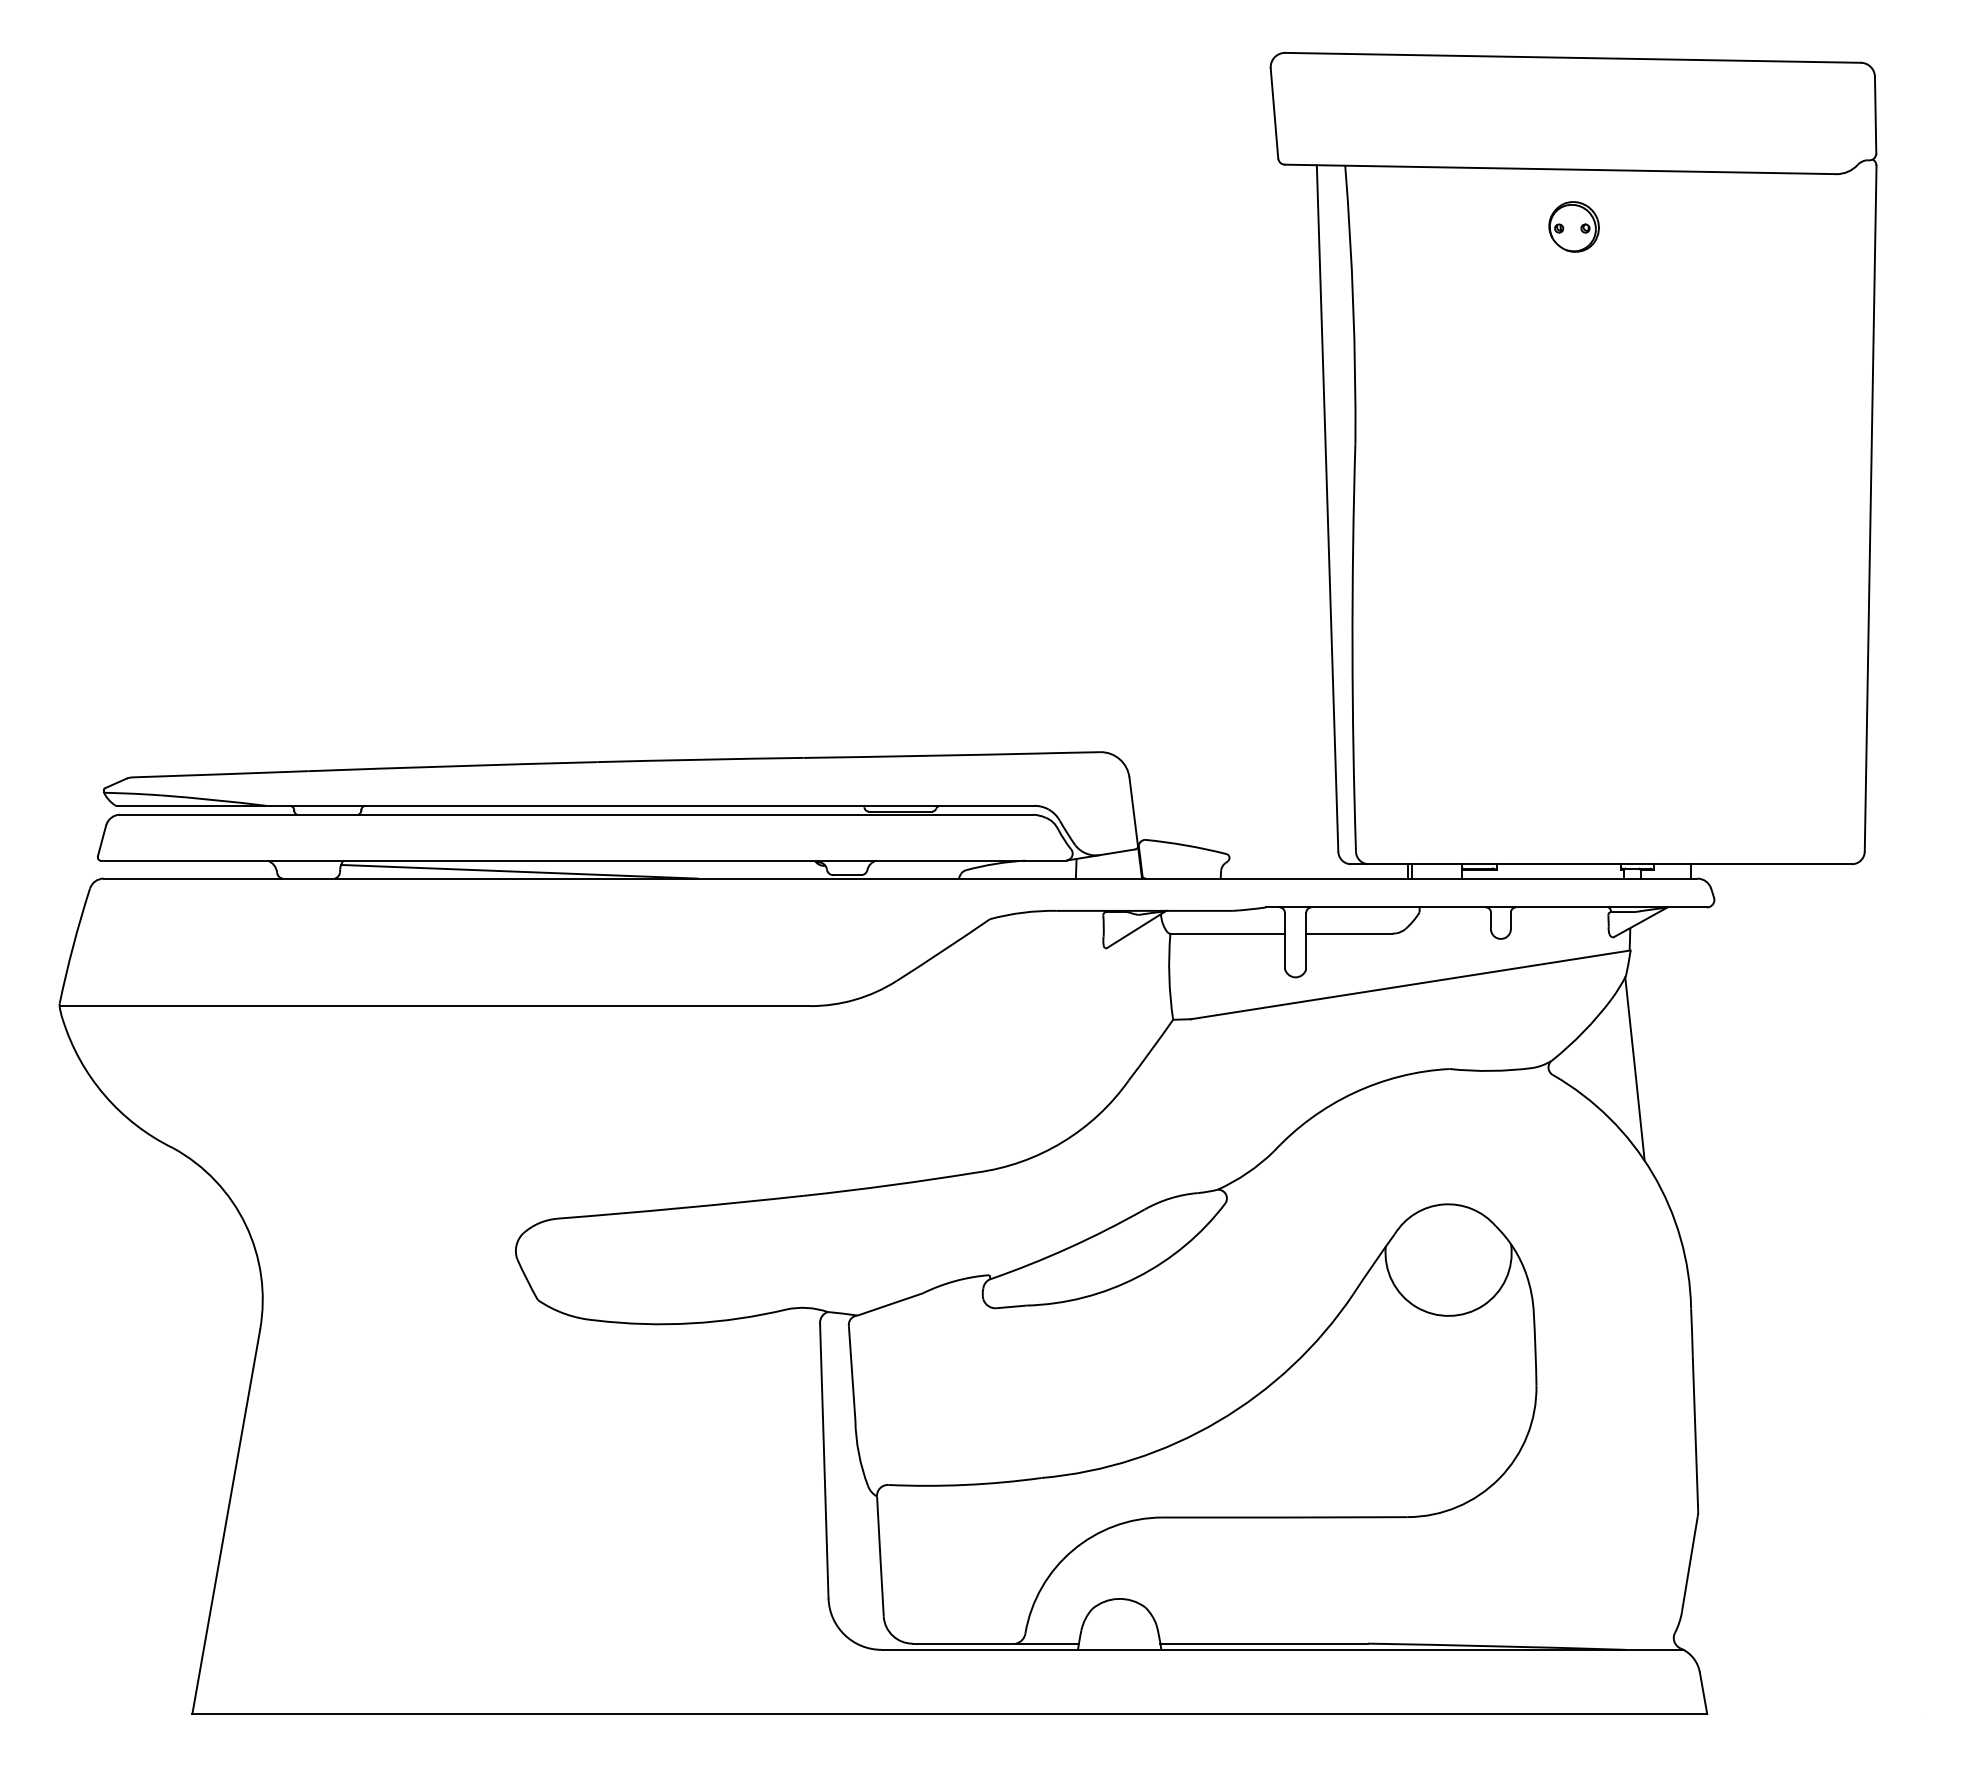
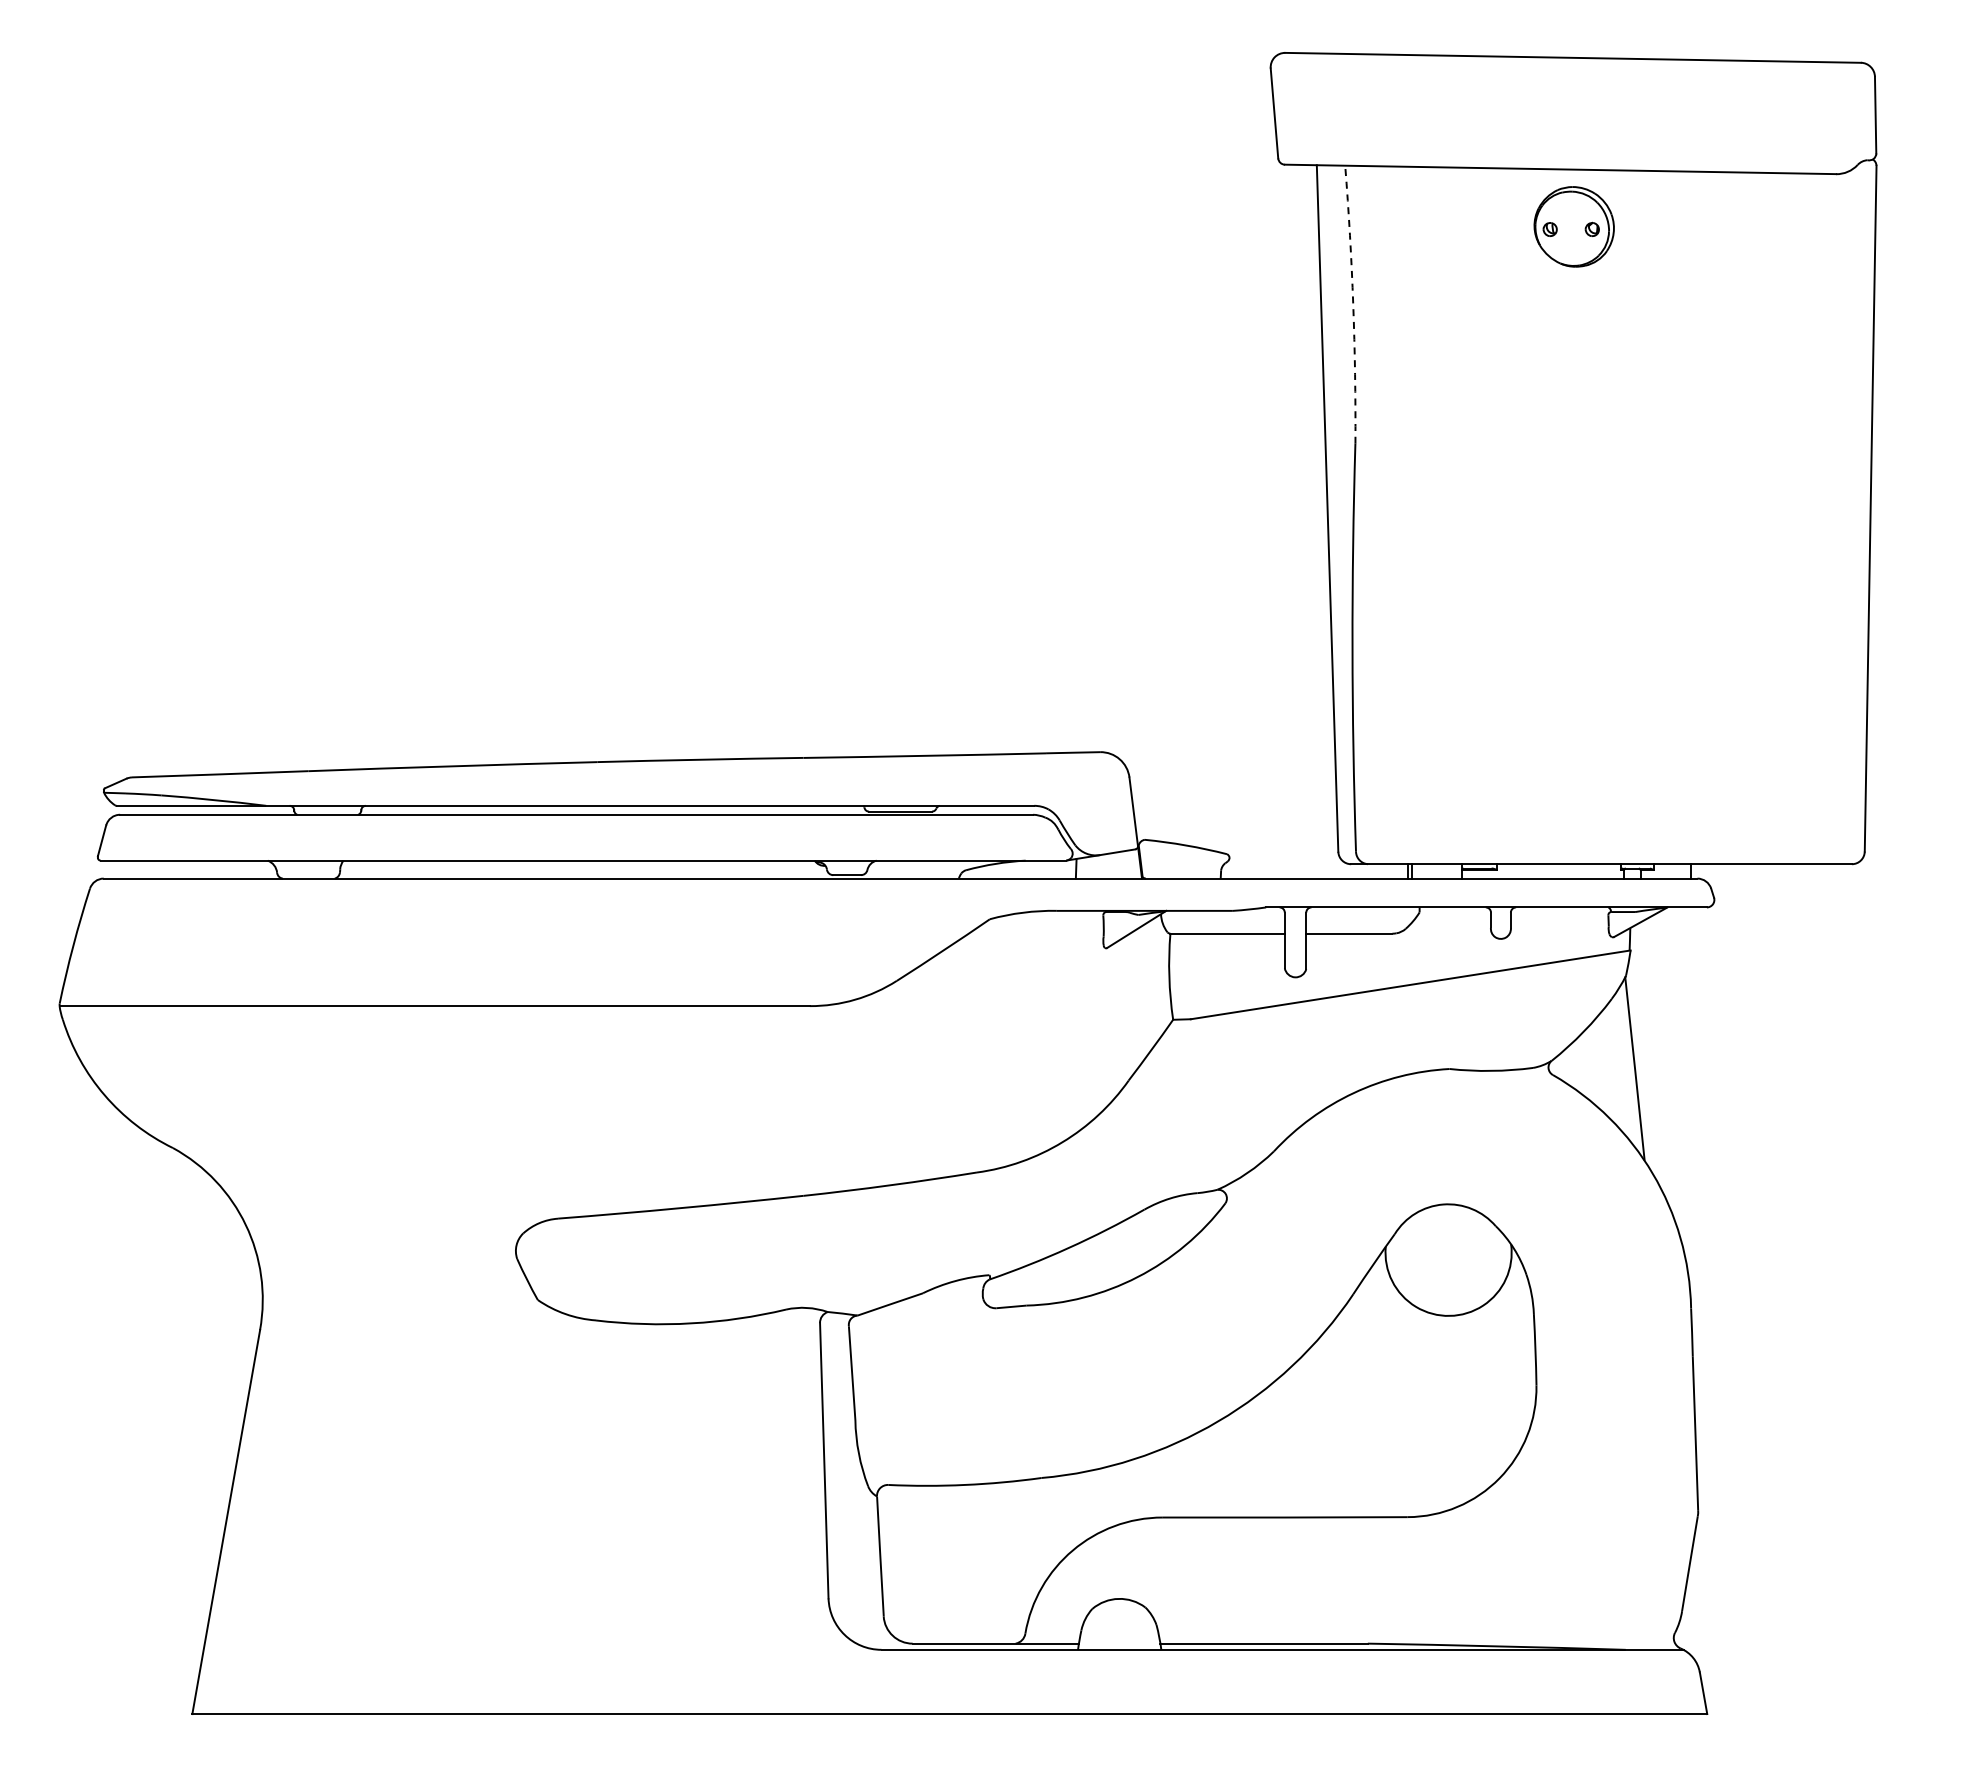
part size: 52x52 px -> 82x82 px (1573, 226)
arc: solid -> dashed (1353, 304)
line: present -> none (519, 871)
